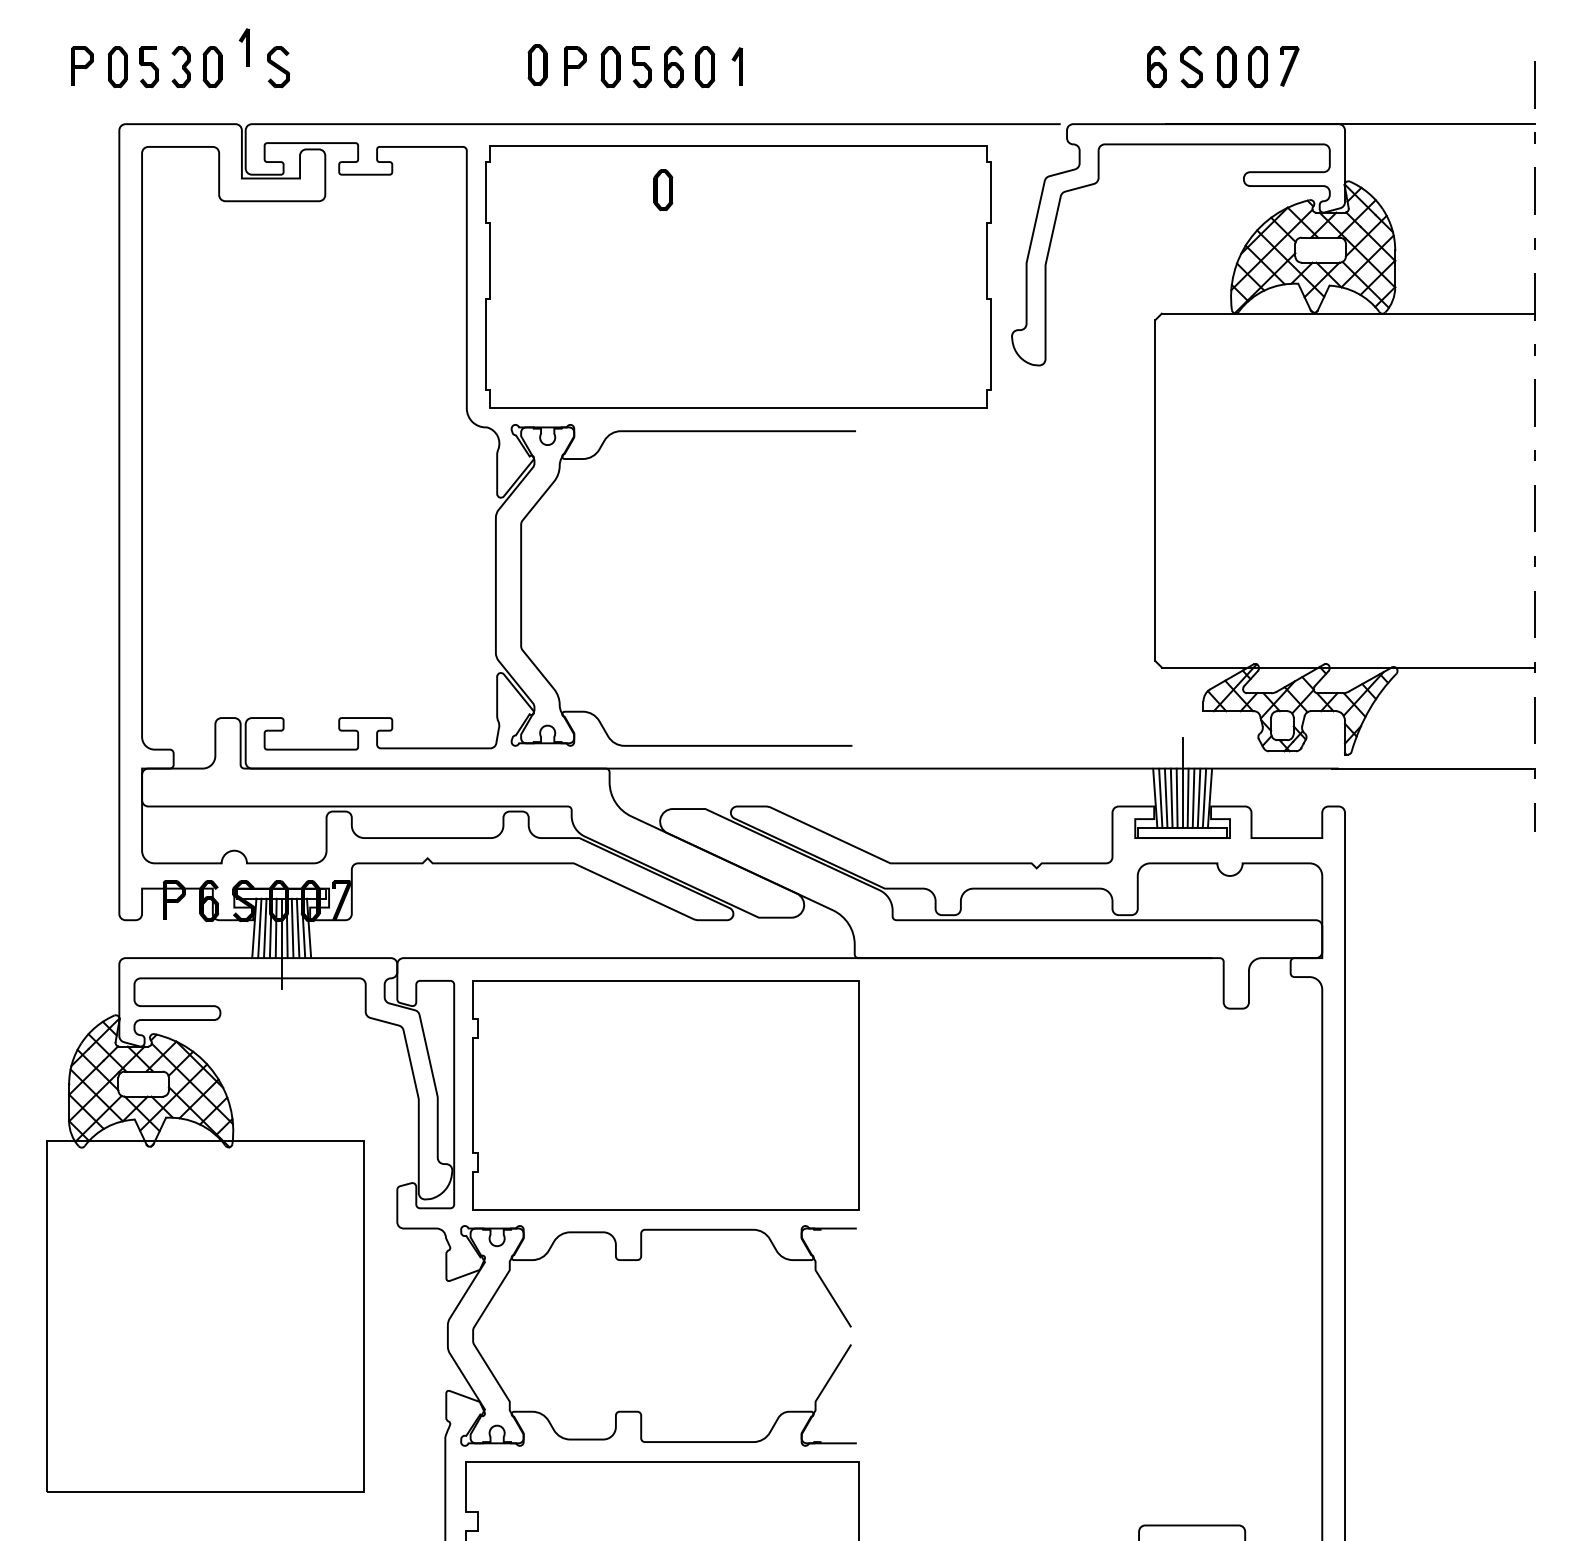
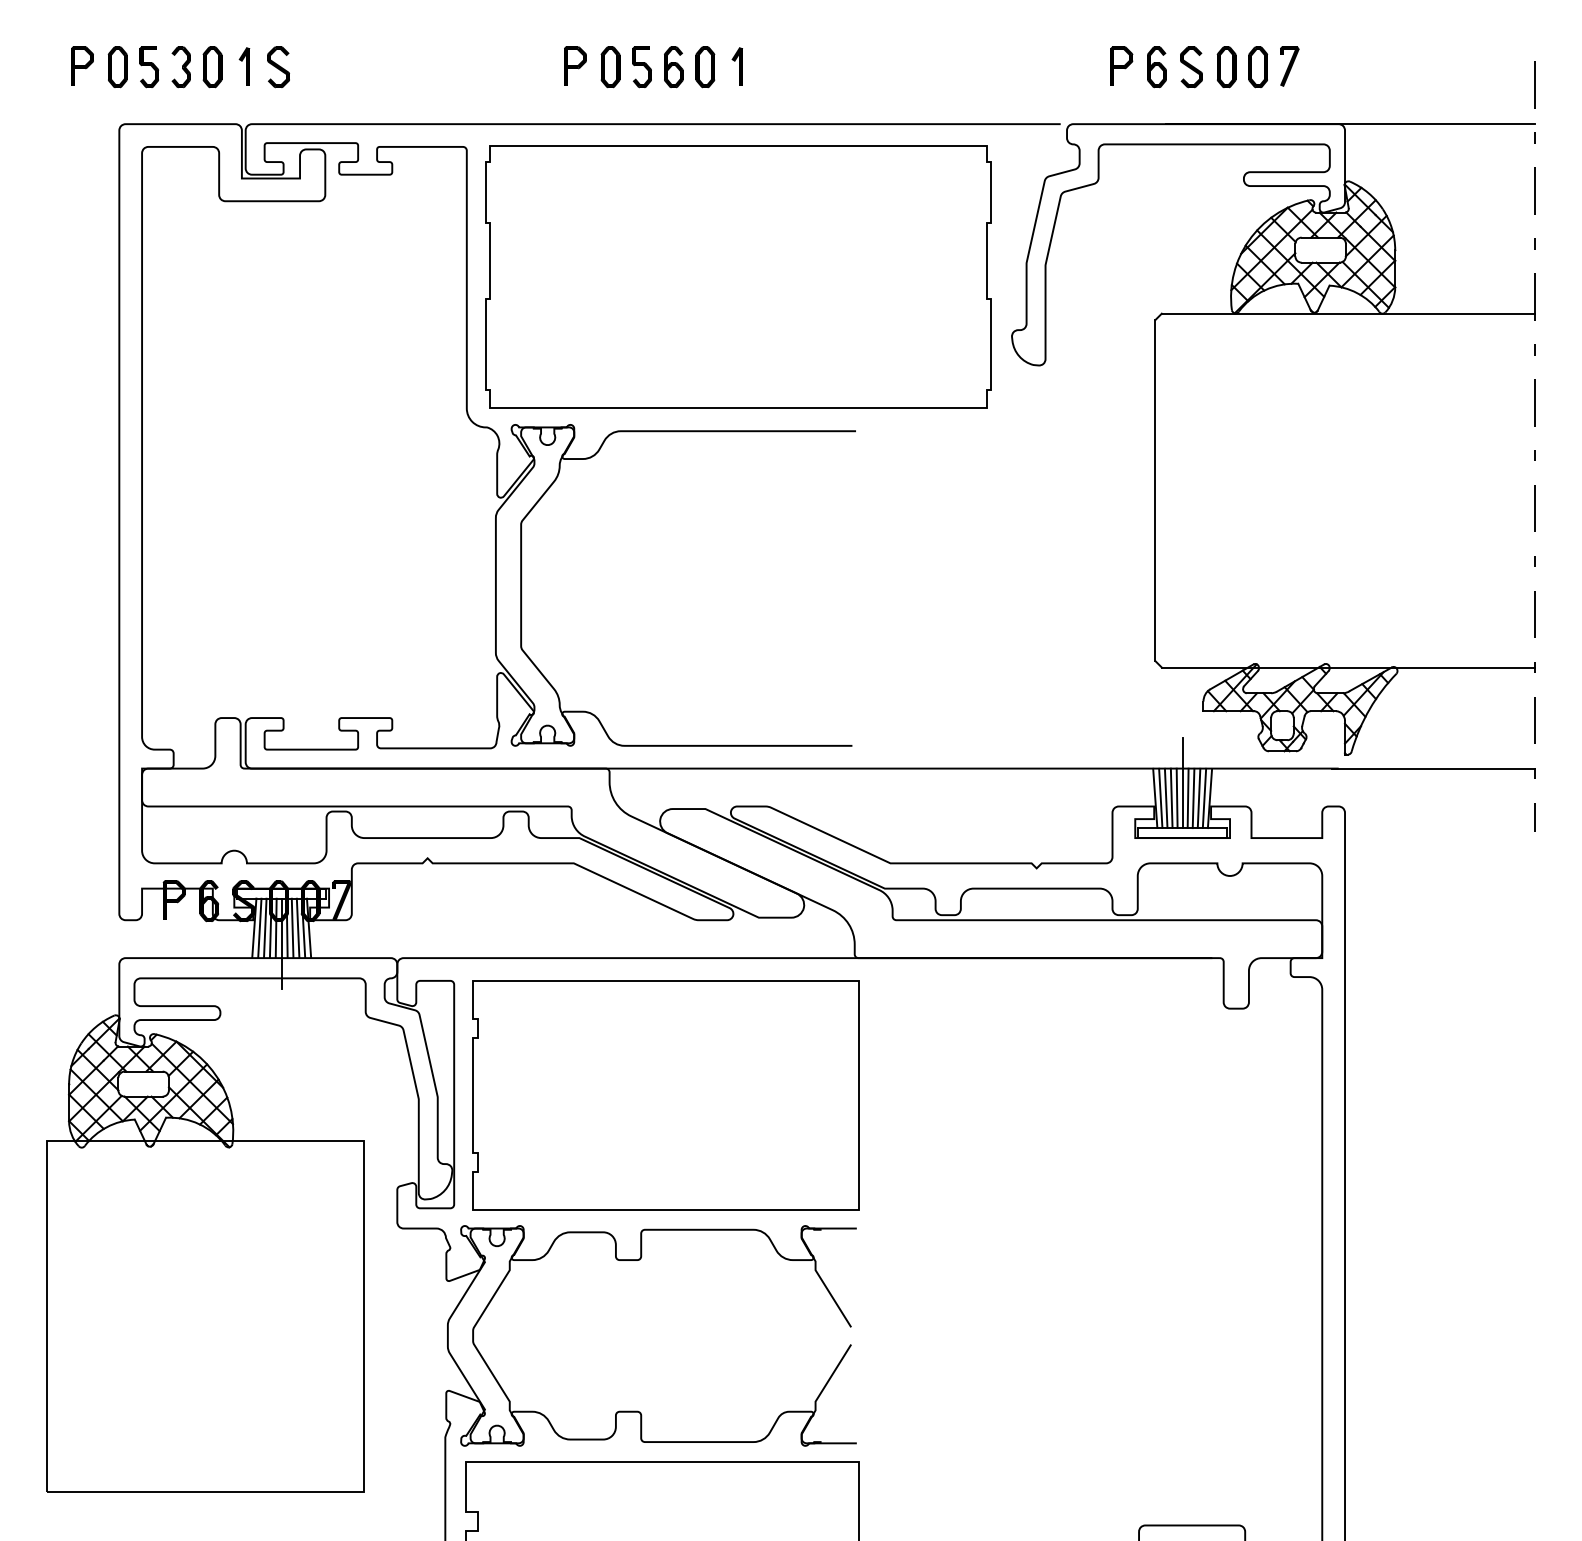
part position: (244, 47) -> (244, 66) (244, 66)
part: present -> none (537, 65)
part: none -> present (1121, 65)
part: present -> none (663, 190)
